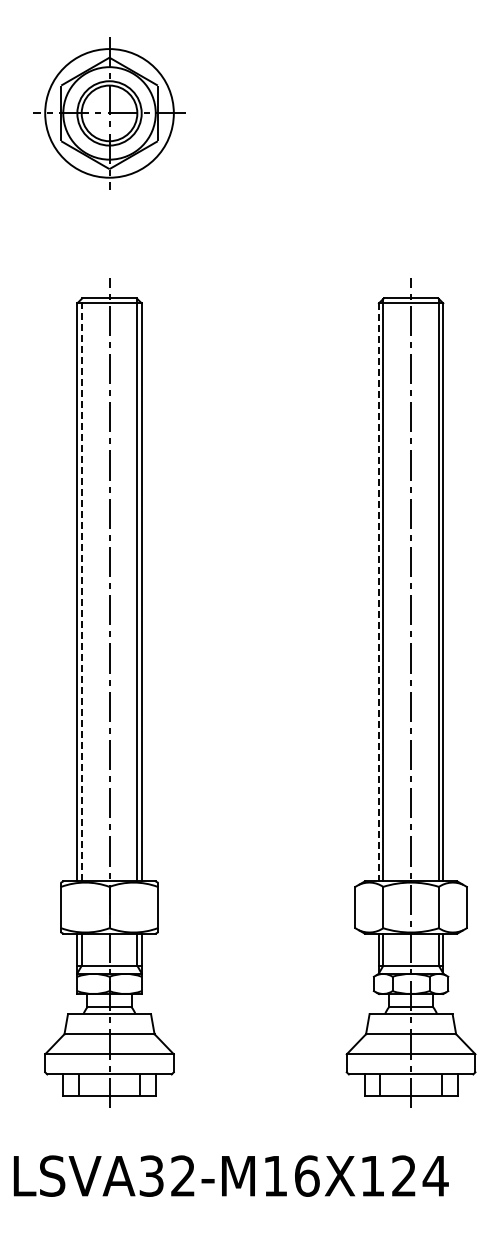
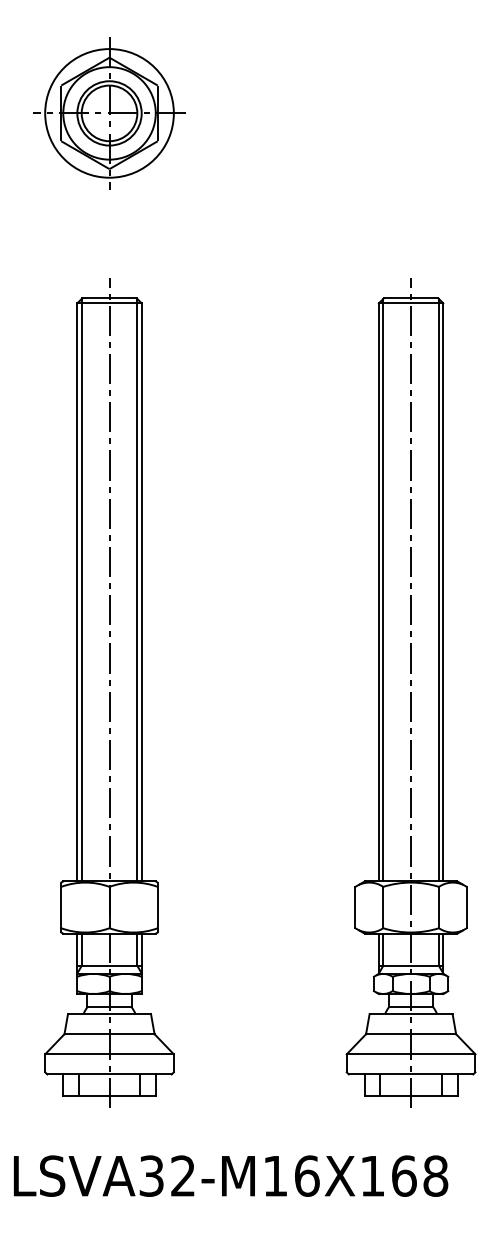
line: dashed -> solid (81, 589)
line: dashed -> solid (378, 592)
text: LSVA32-M16X124 -> LSVA32-M16X168 (420, 1175)
